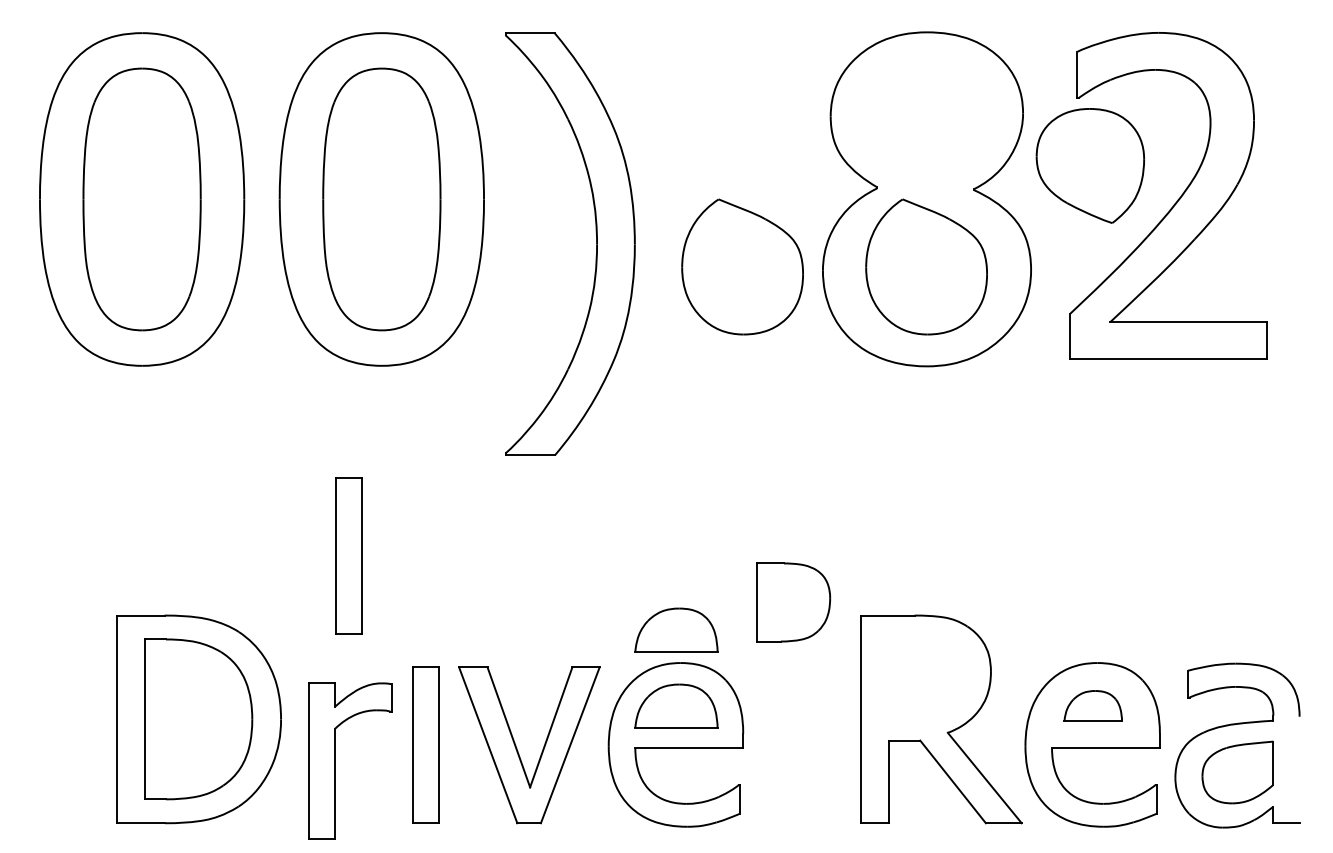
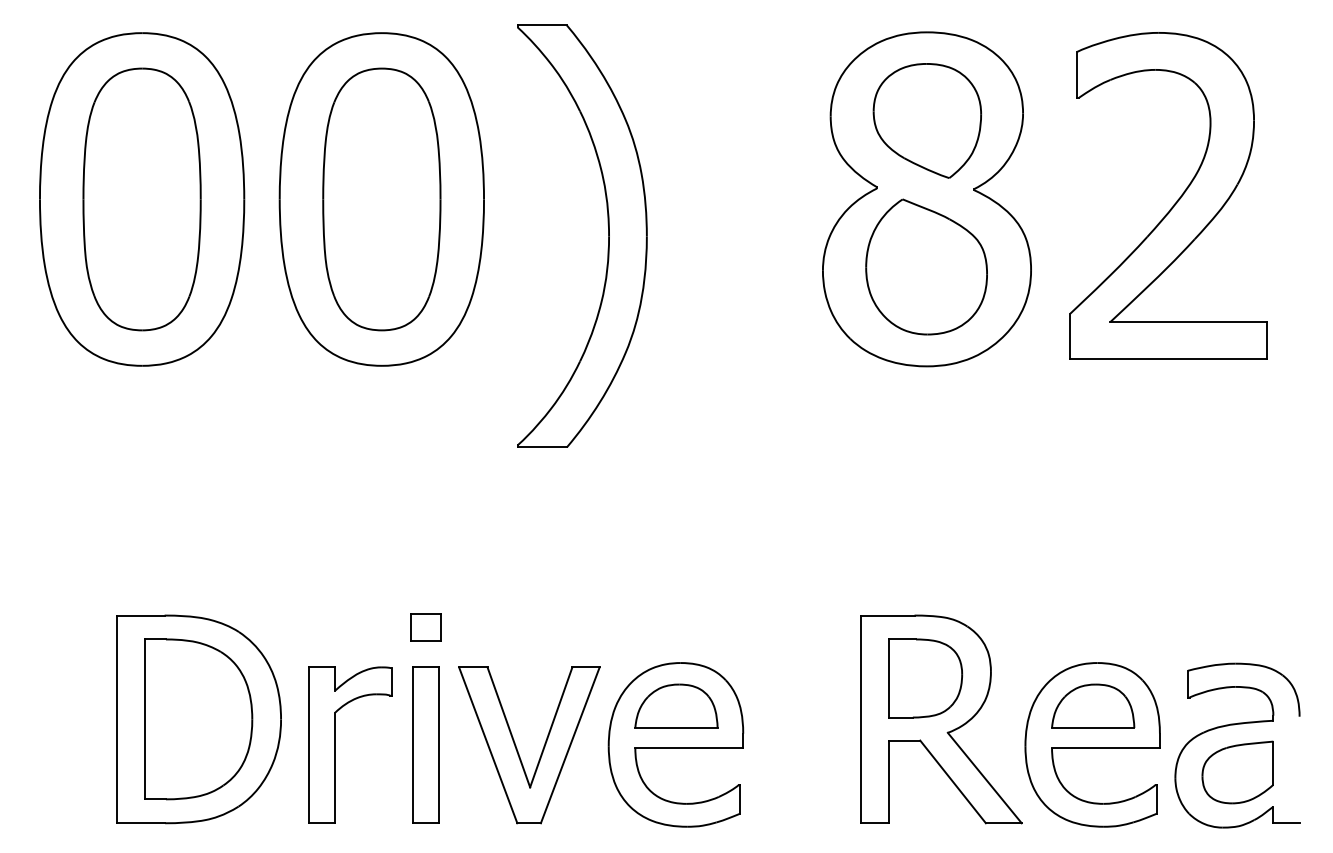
part position: (1089, 165) -> (926, 120) (926, 120)
part position: (596, 243) -> (608, 235) (608, 235)
part: present -> none (742, 266)
part: present -> none (348, 555)
part position: (793, 602) -> (925, 678) (925, 678)
part: none -> present (425, 627)
part: present -> none (676, 629)
part size: 60x32 px -> 85x46 px (1093, 705)
part position: (335, 760) -> (335, 744) (335, 744)
